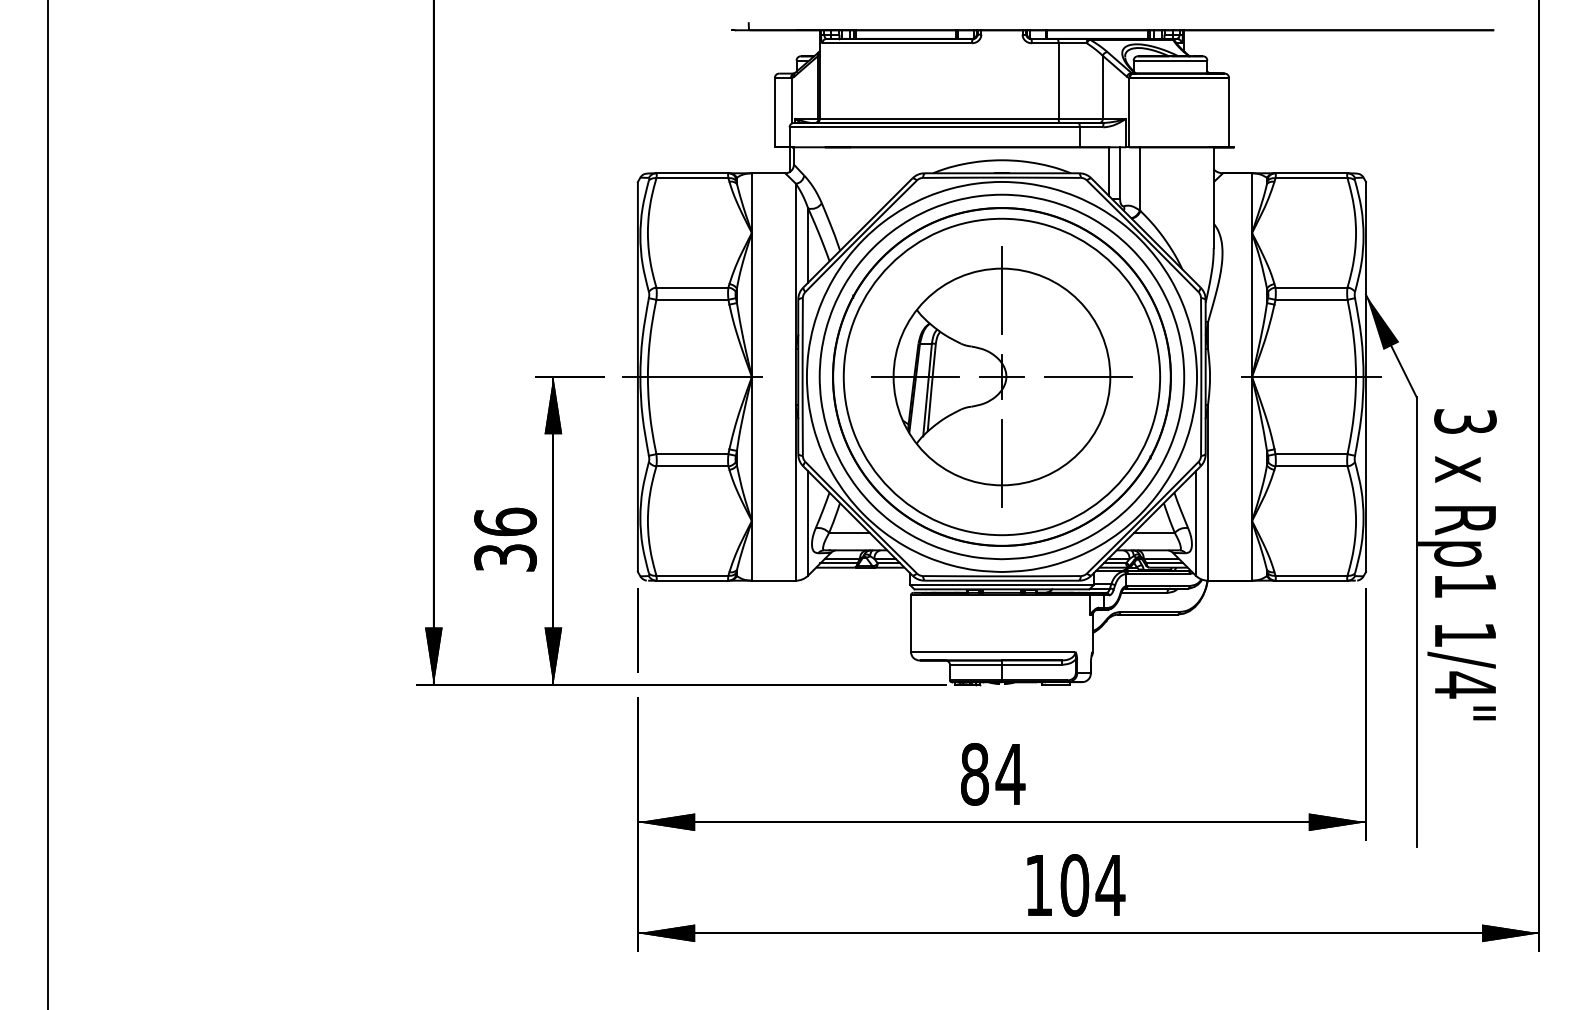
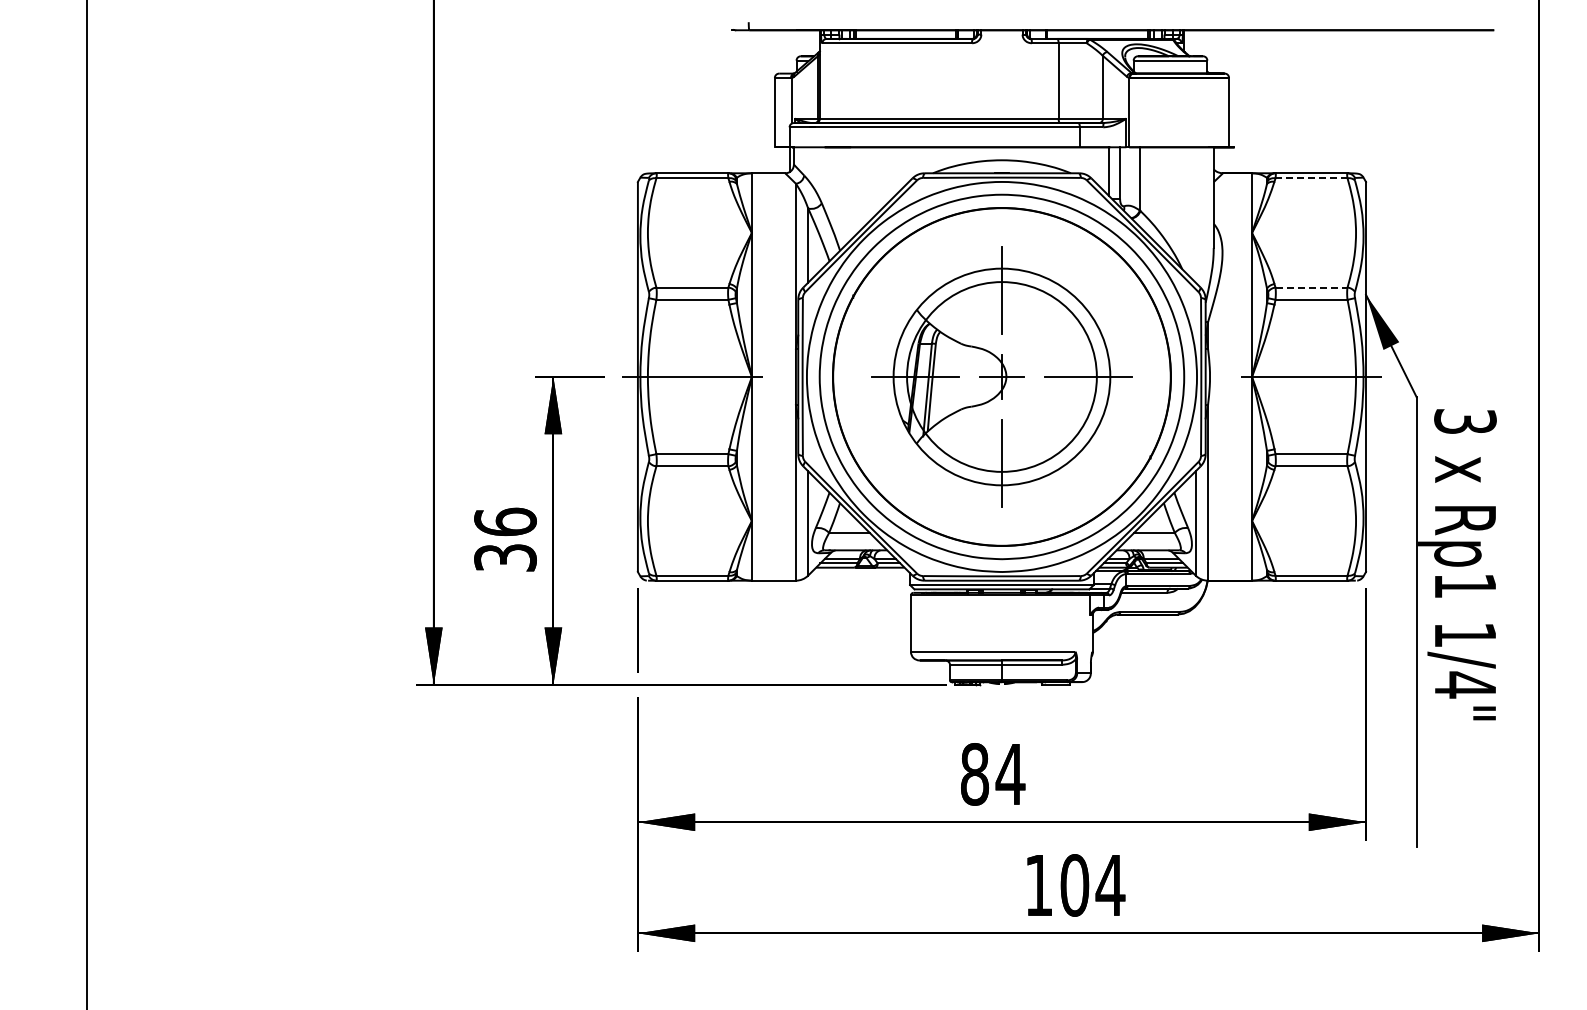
line: solid -> dashed (1311, 178)
line: solid -> dashed (1312, 287)
circle diameter: 316 px -> 190 px (1001, 376)
line position: (47, 504) -> (86, 504) (86, 504)
